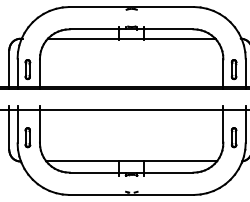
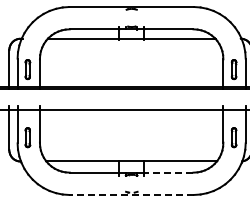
line: solid -> dashed (168, 172)
line: solid -> dashed (131, 194)
